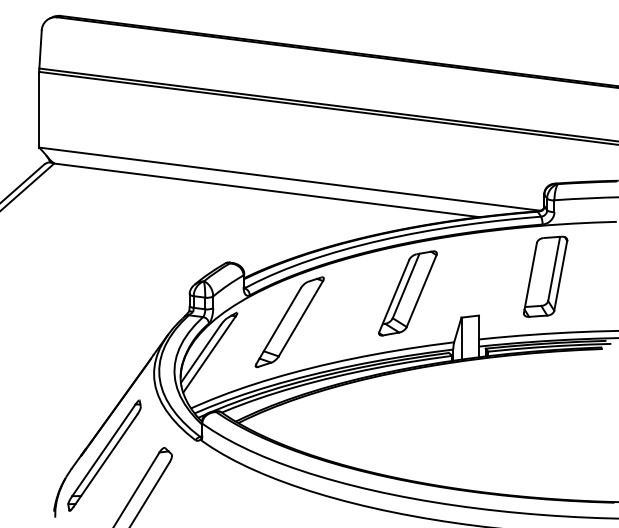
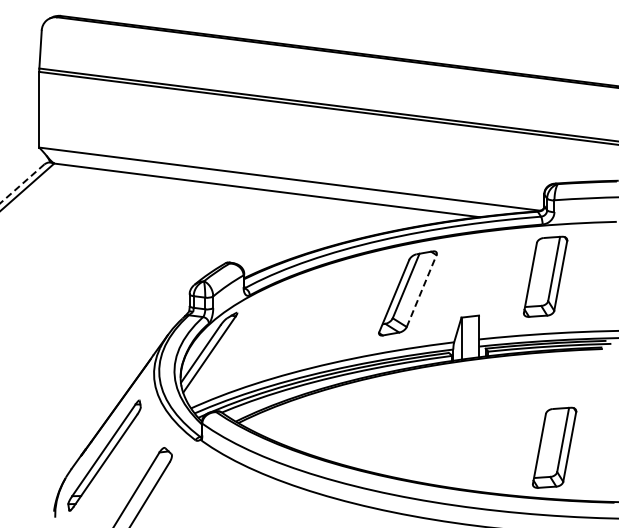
line: solid -> dashed (22, 184)
line: solid -> dashed (421, 291)
part: present -> none (289, 322)
part: none -> present (554, 447)
